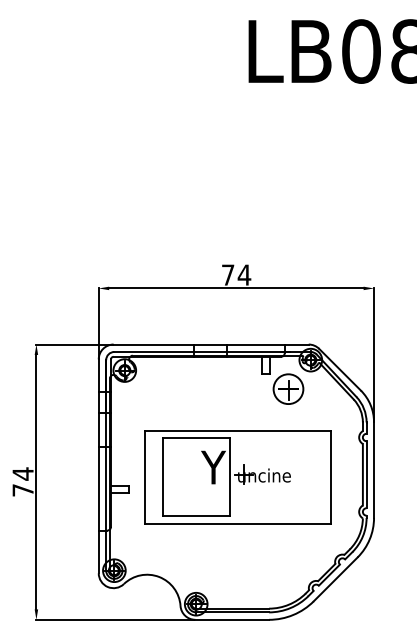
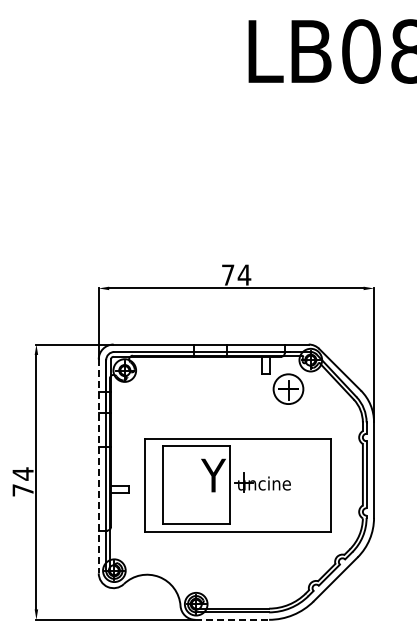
line: solid -> dashed (98, 466)
part position: (237, 477) -> (237, 485) (237, 485)
line: solid -> dashed (232, 619)
